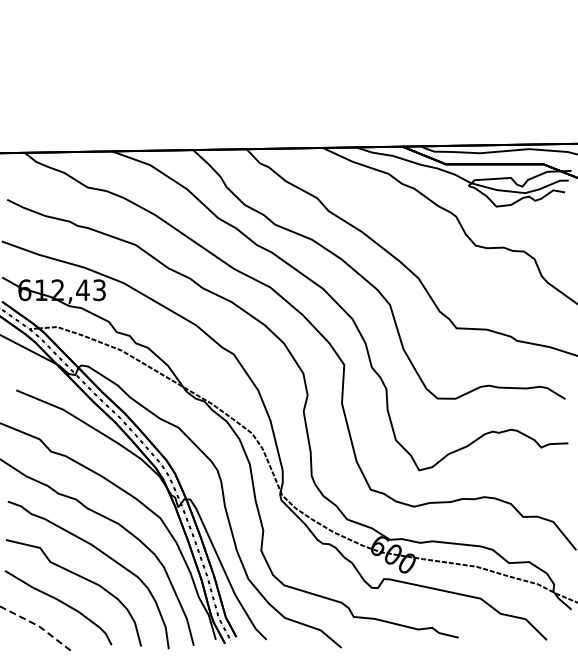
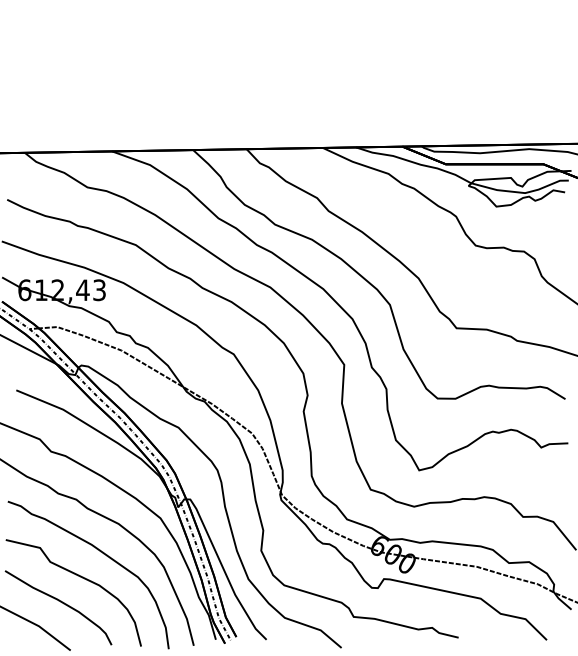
line: dashed -> solid (38, 625)
